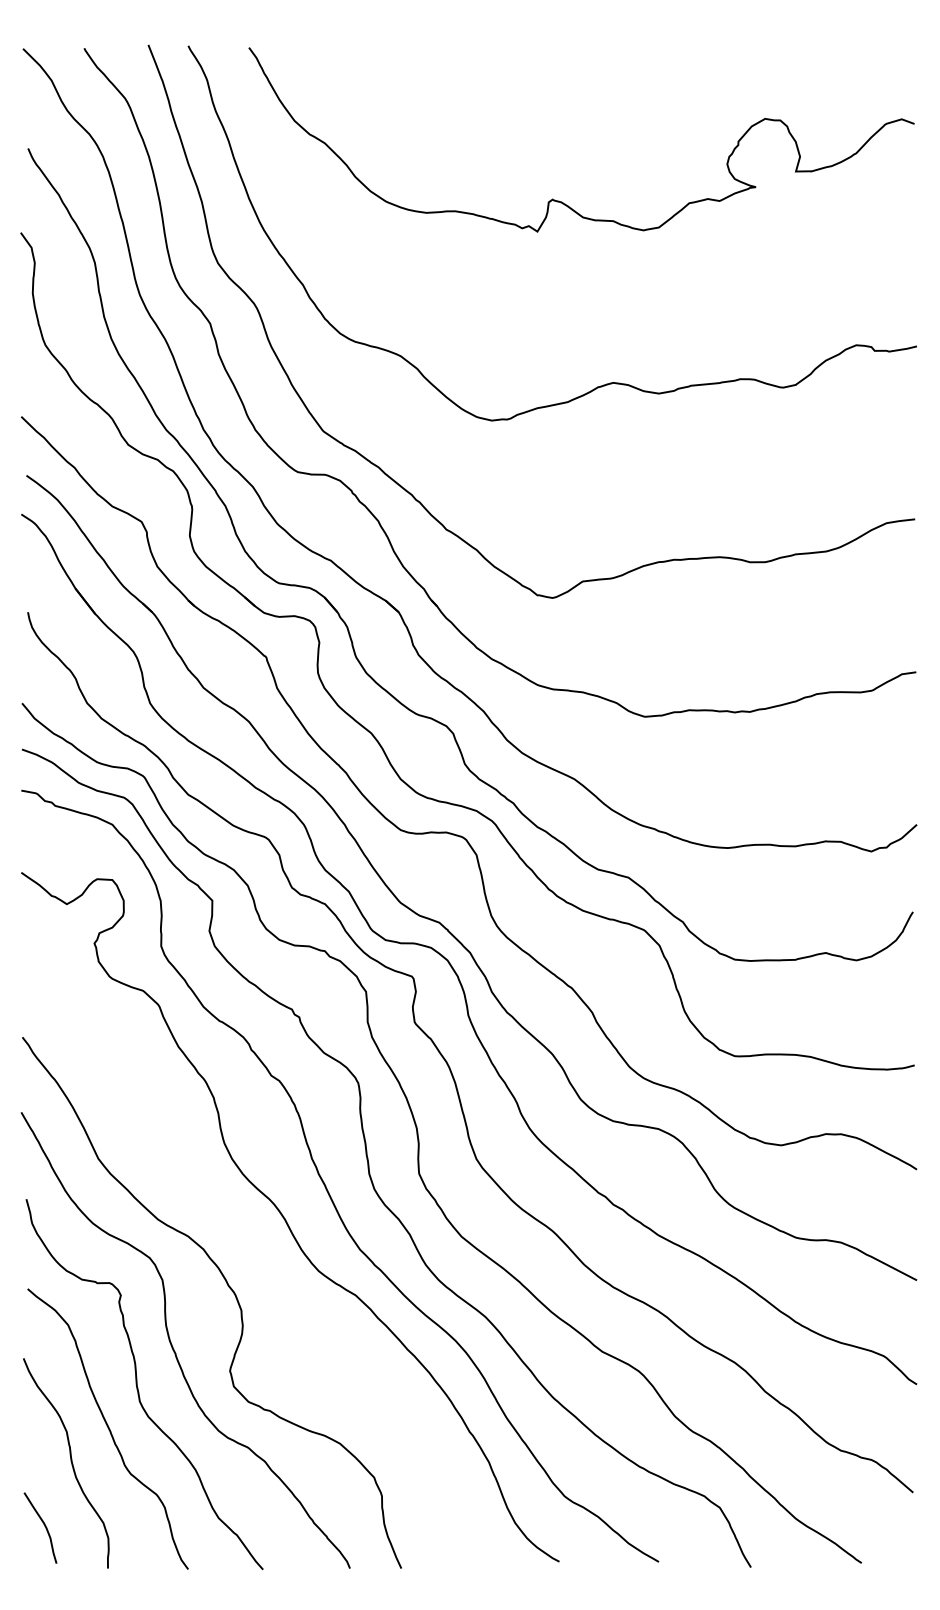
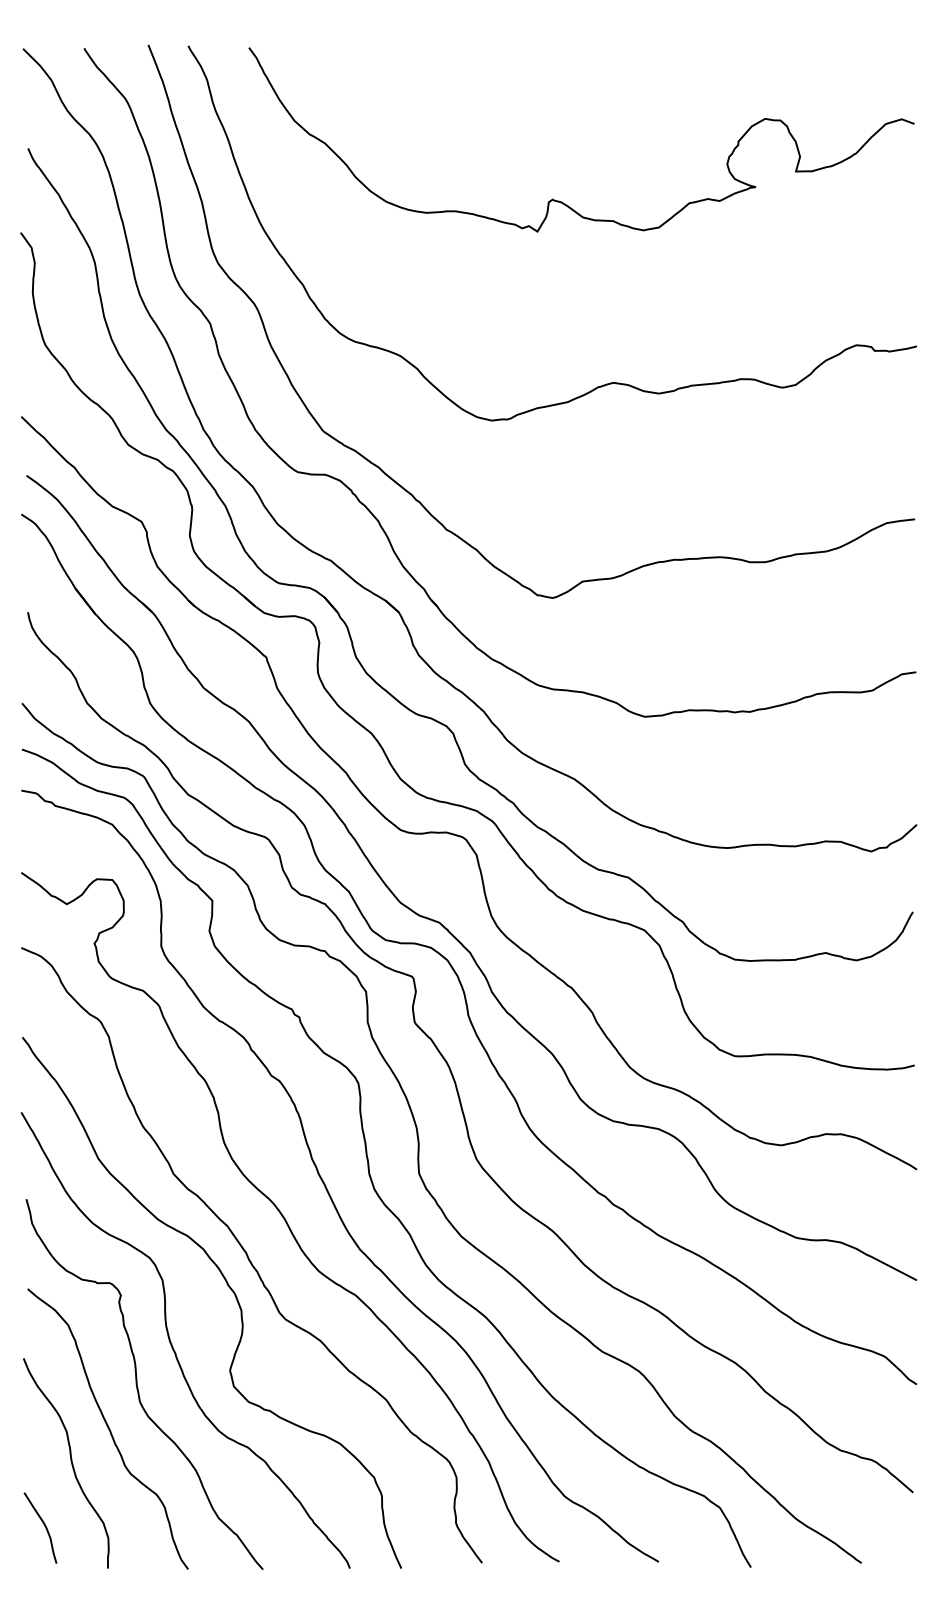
curve: none -> present (249, 1257)
